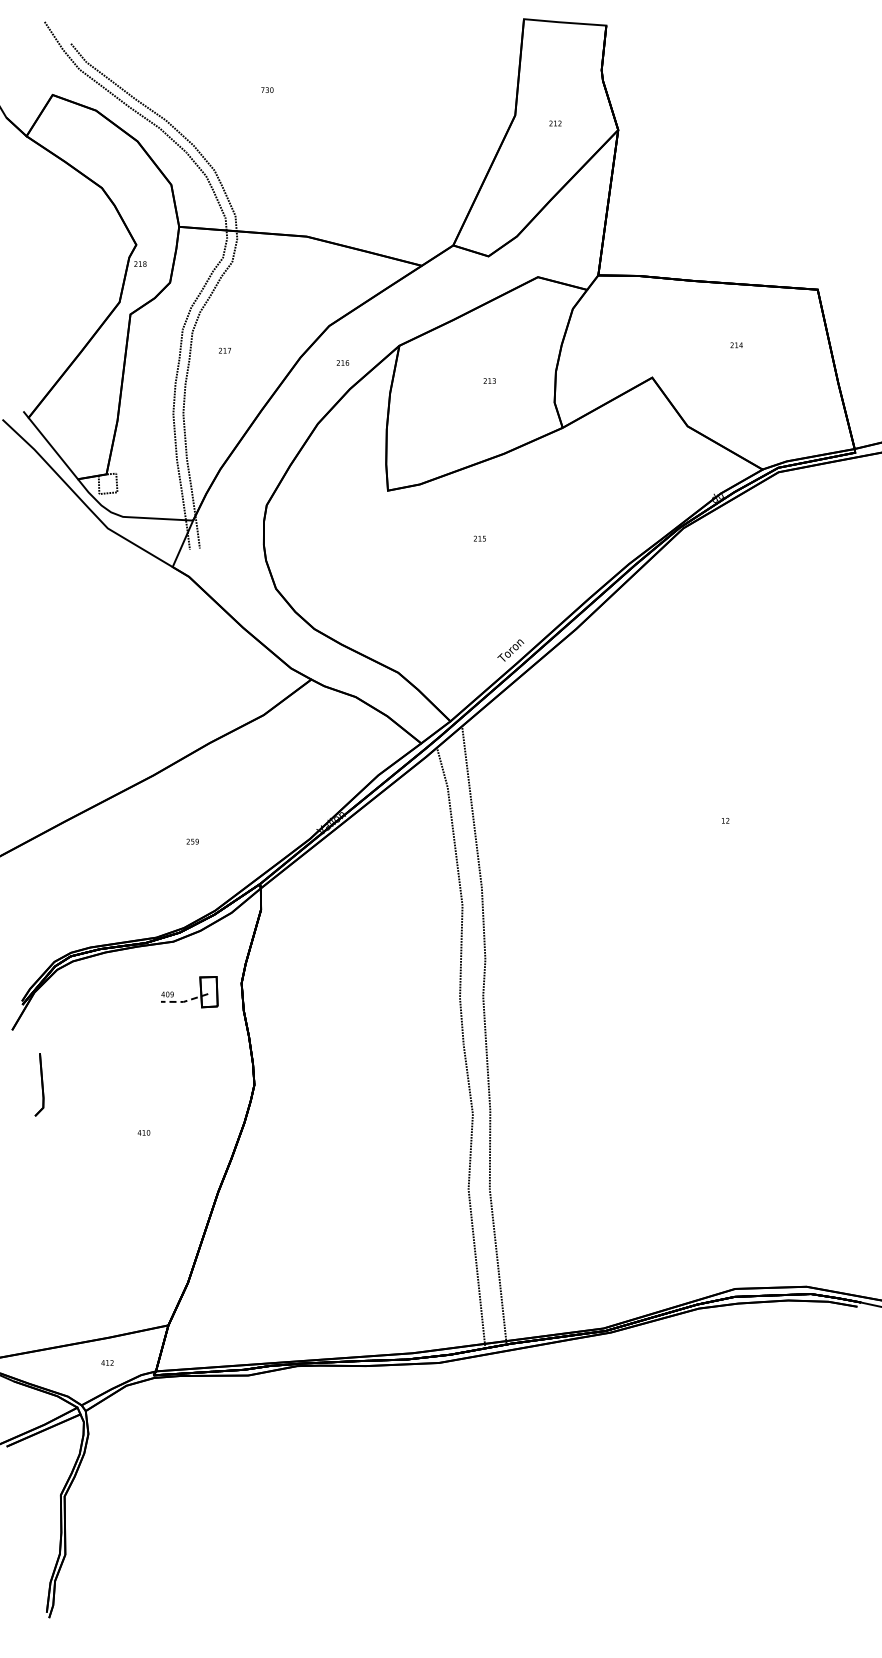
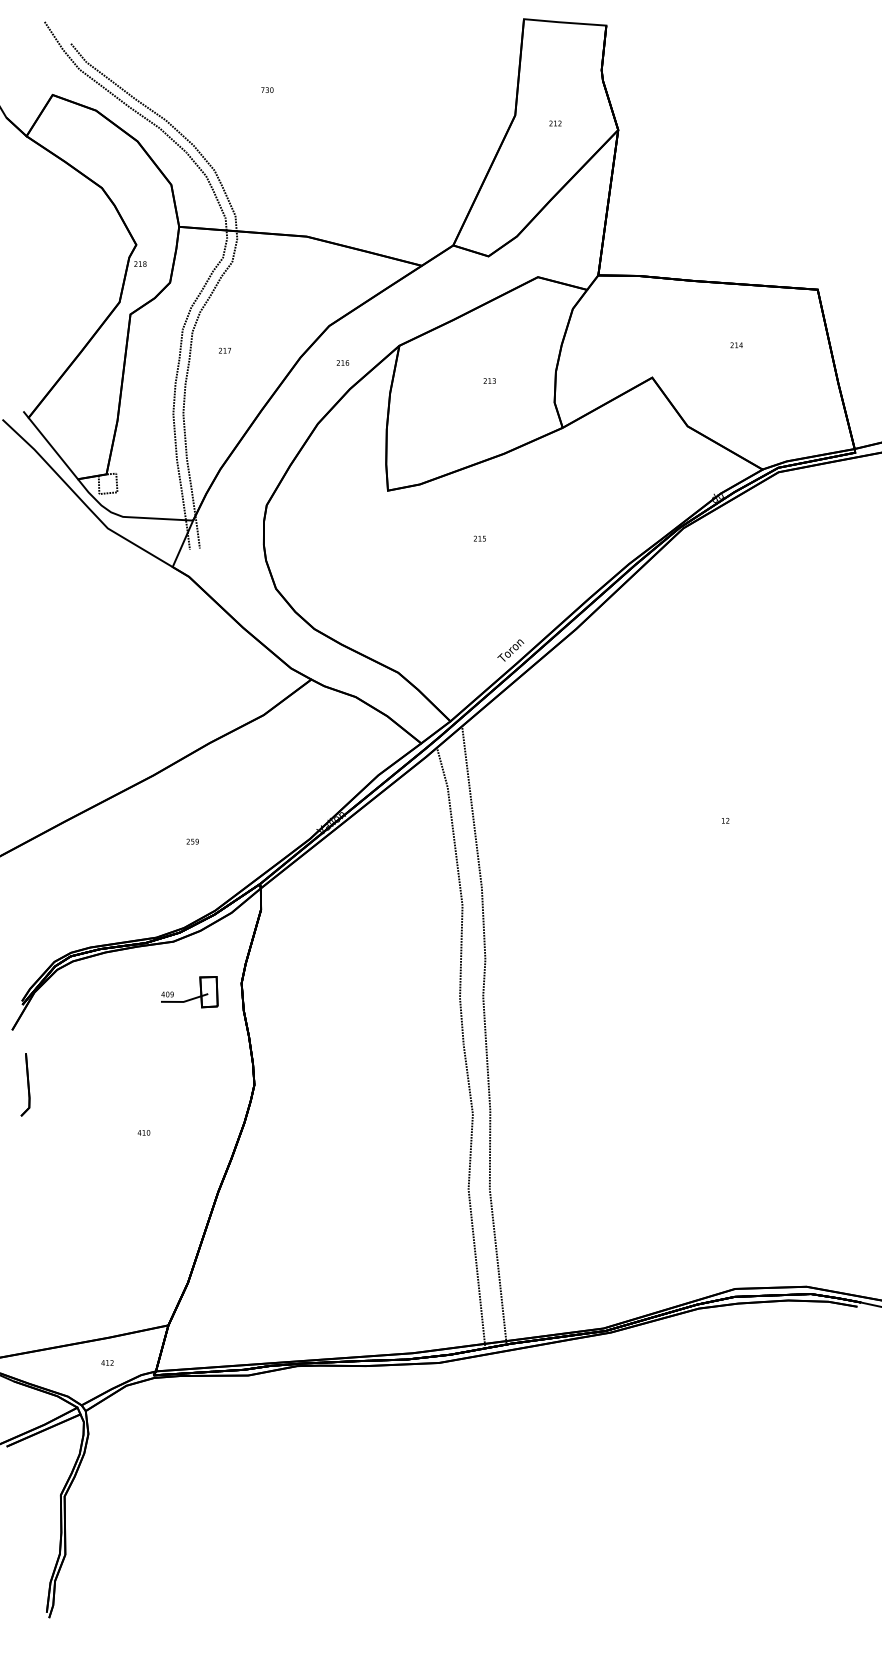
line: dashed -> solid (184, 1001)
part position: (39, 1084) -> (25, 1084) (25, 1084)
